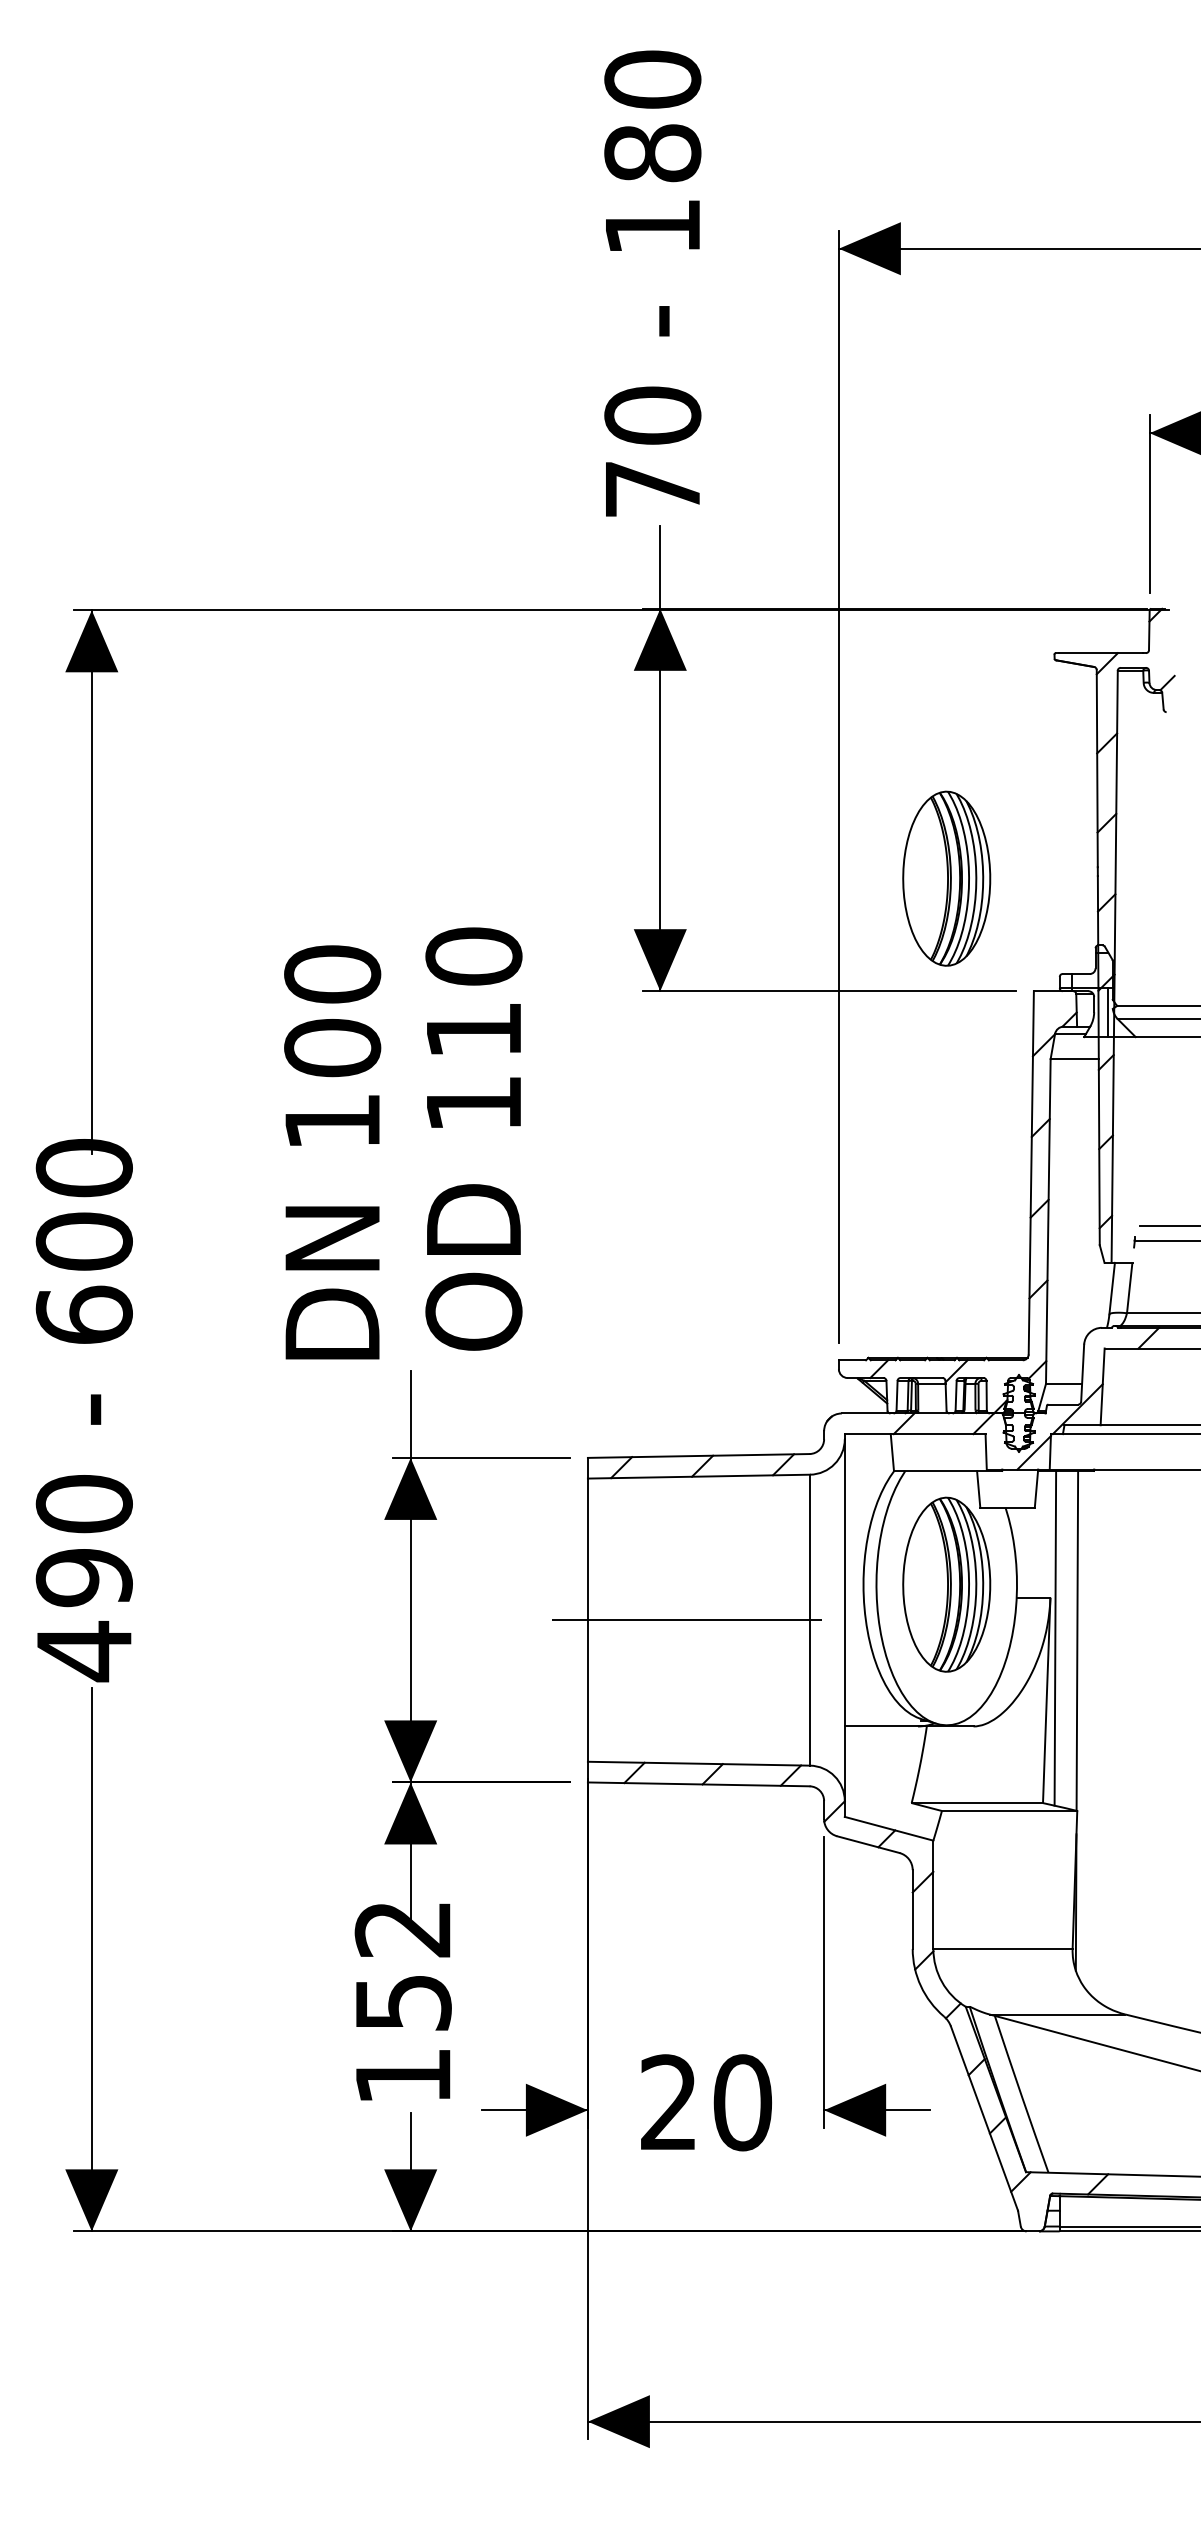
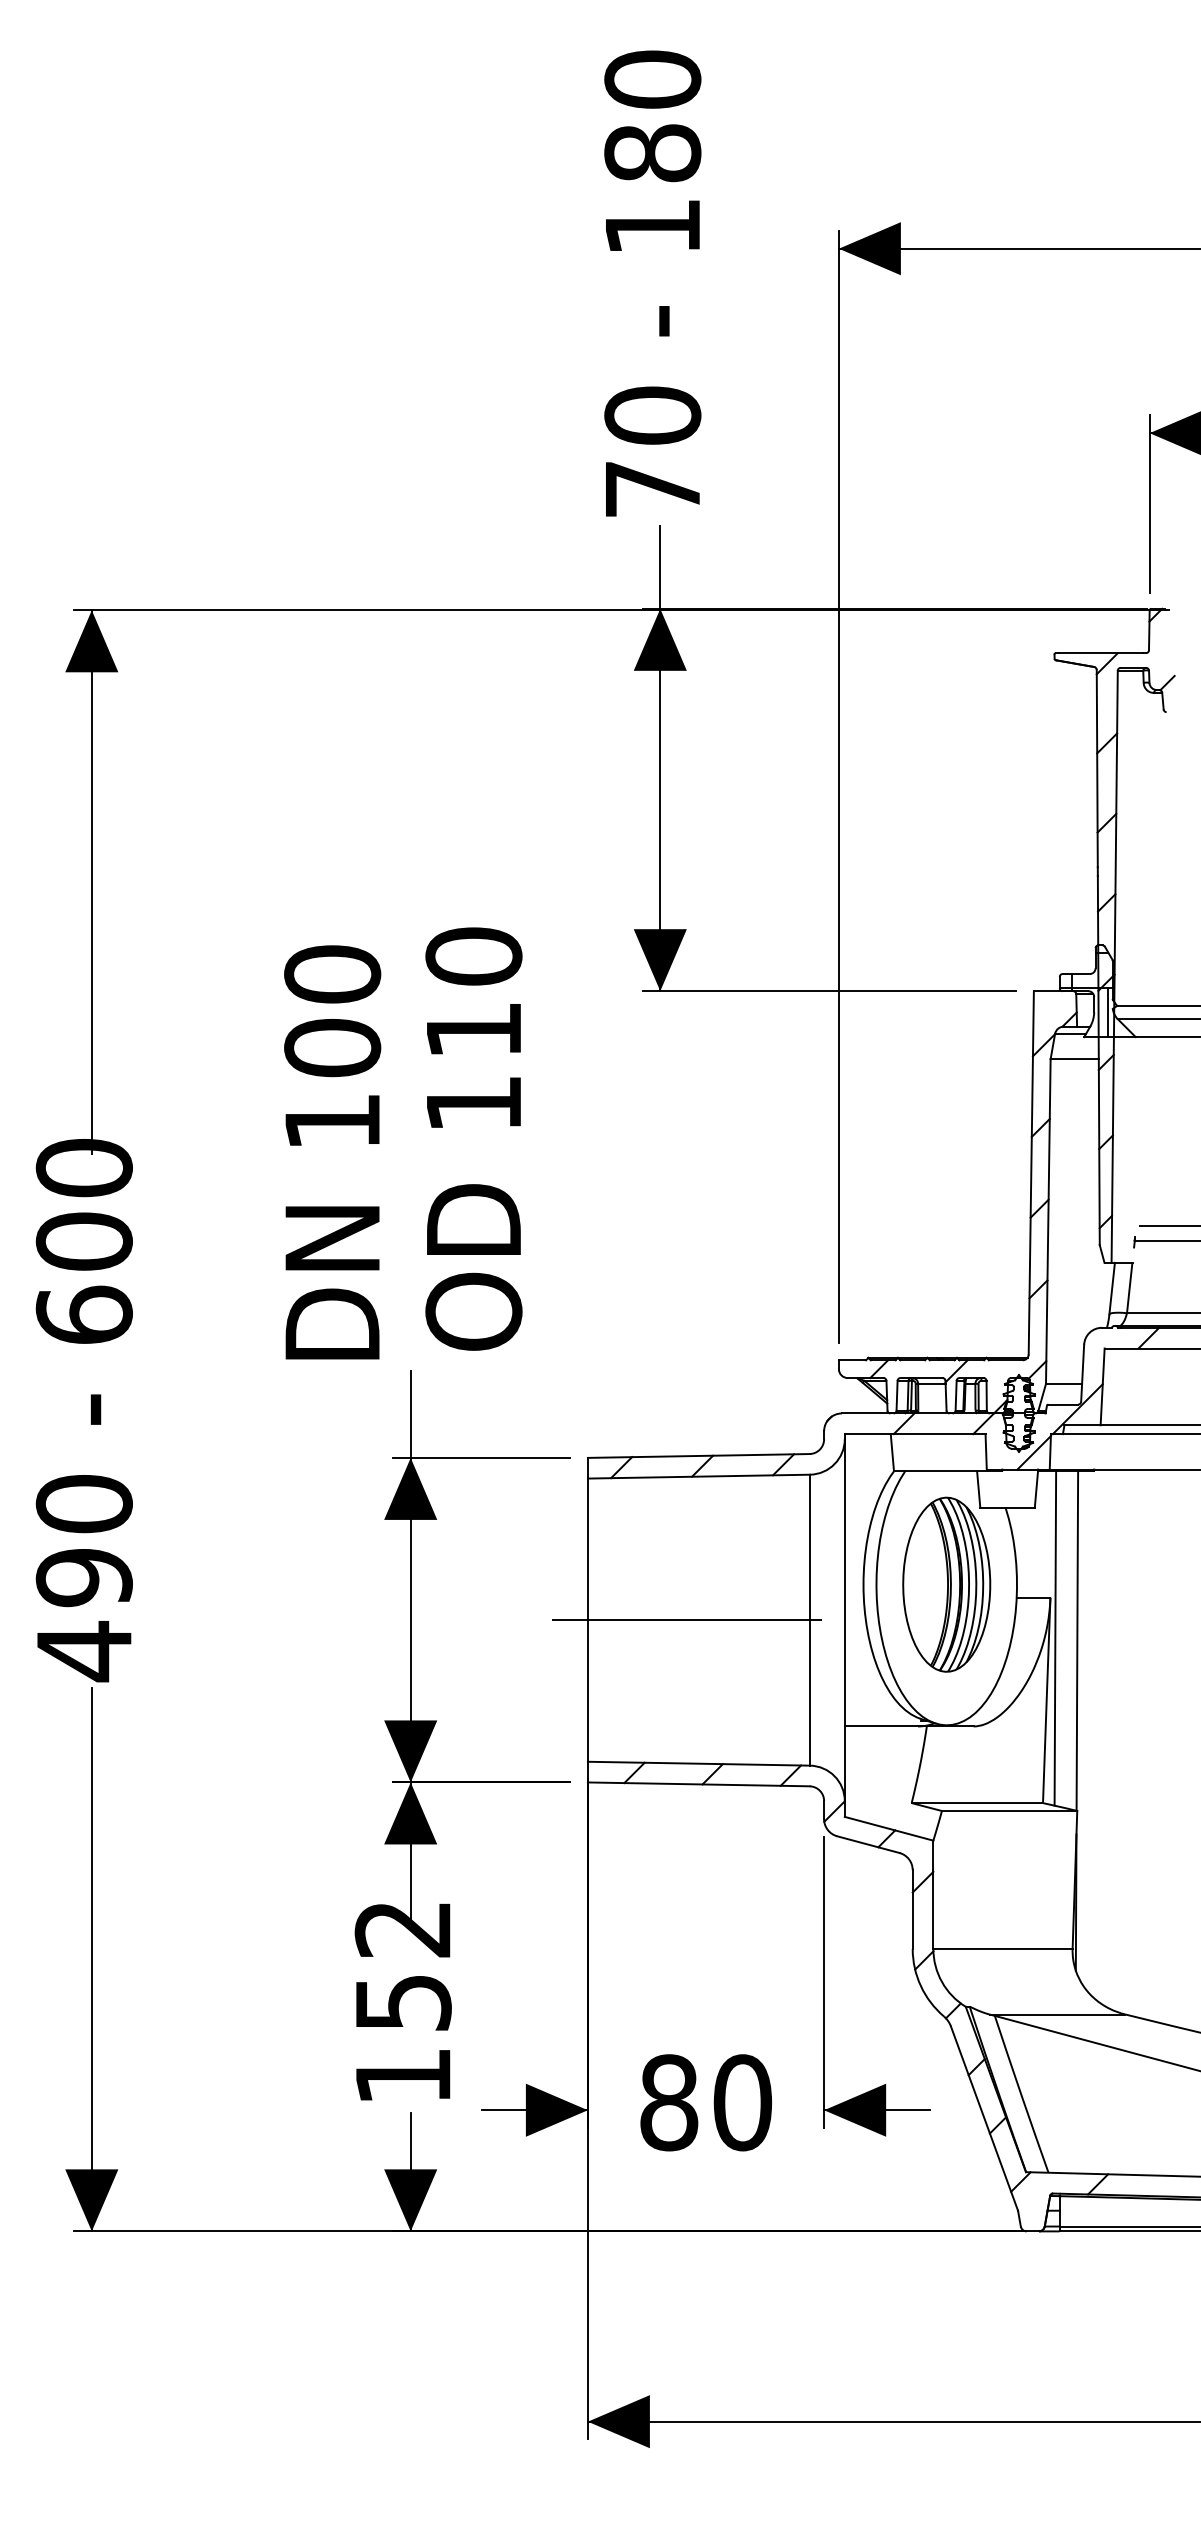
part: present -> none (946, 878)
text: 20 -> 80 (669, 2102)
